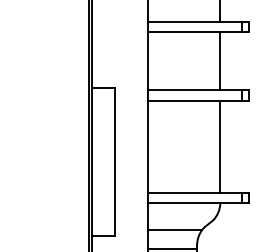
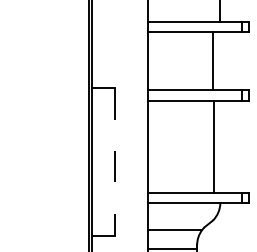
line position: (220, 61) -> (213, 61) (213, 61)
line position: (220, 146) -> (214, 146) (214, 146)
line: solid -> dashed (115, 162)
